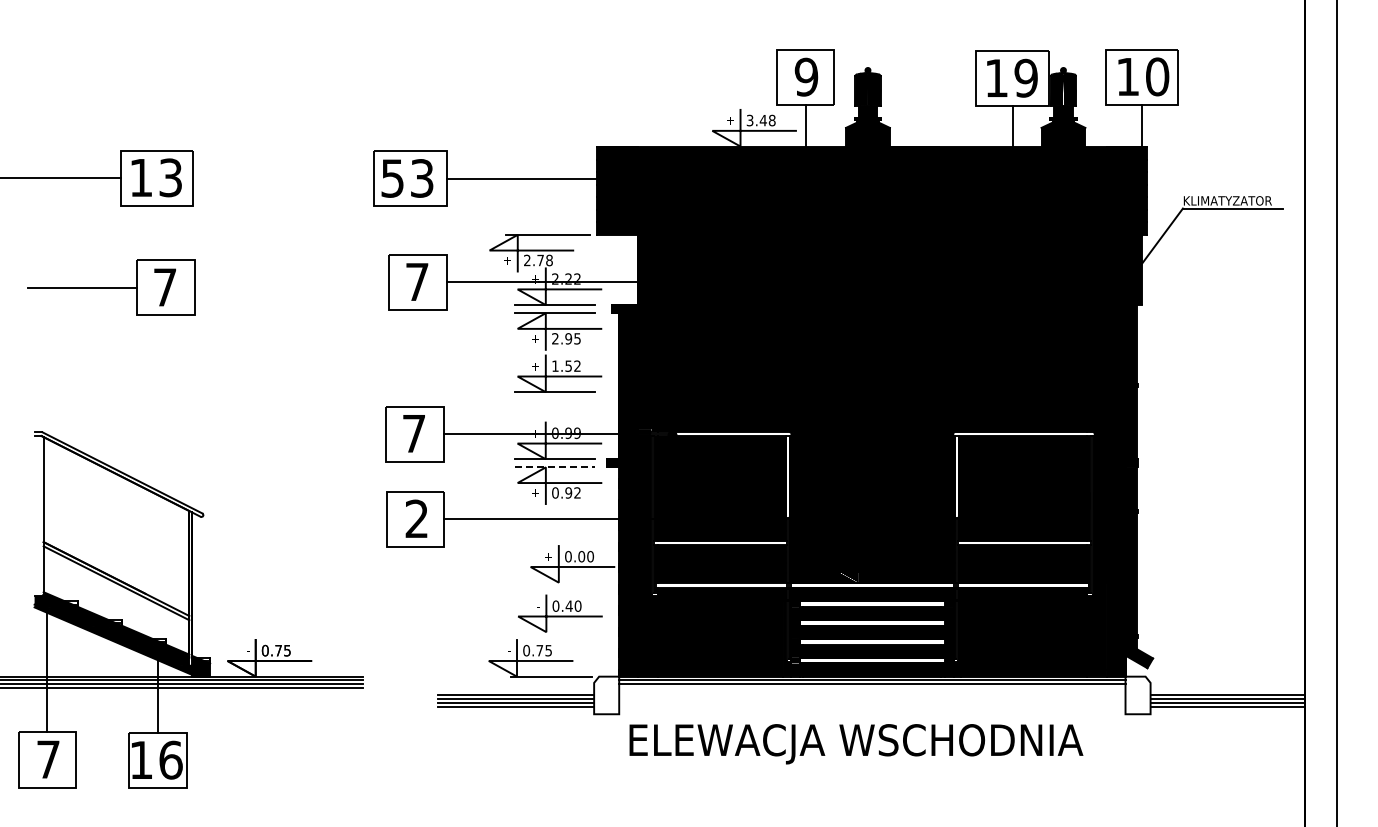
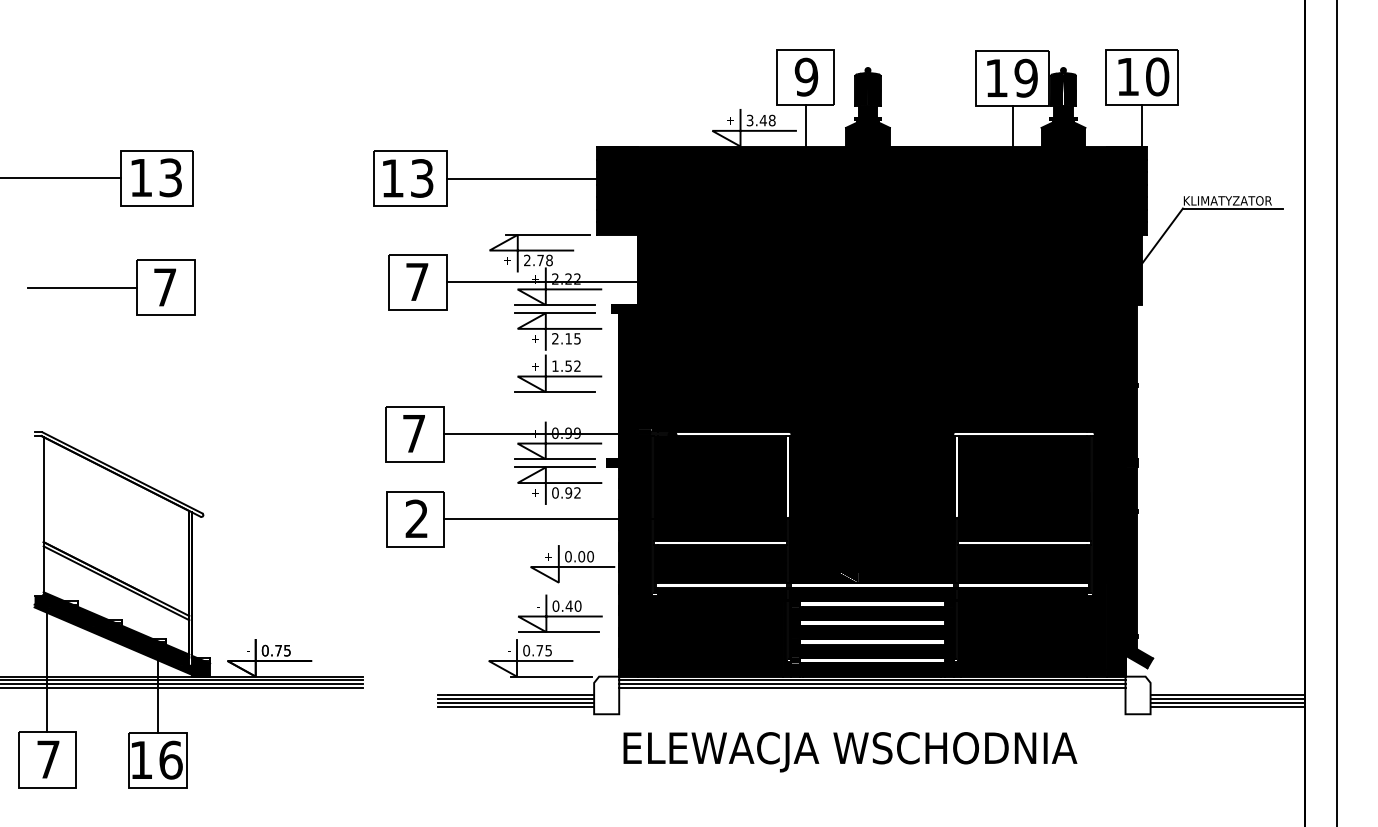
text: 53 -> 13 (392, 178)
text: 2.95 -> 2.15 (568, 338)
line: dashed -> solid (555, 467)
line: none -> present (558, 632)
line: none -> present (872, 687)
text position: (856, 744) -> (850, 752) (850, 752)
